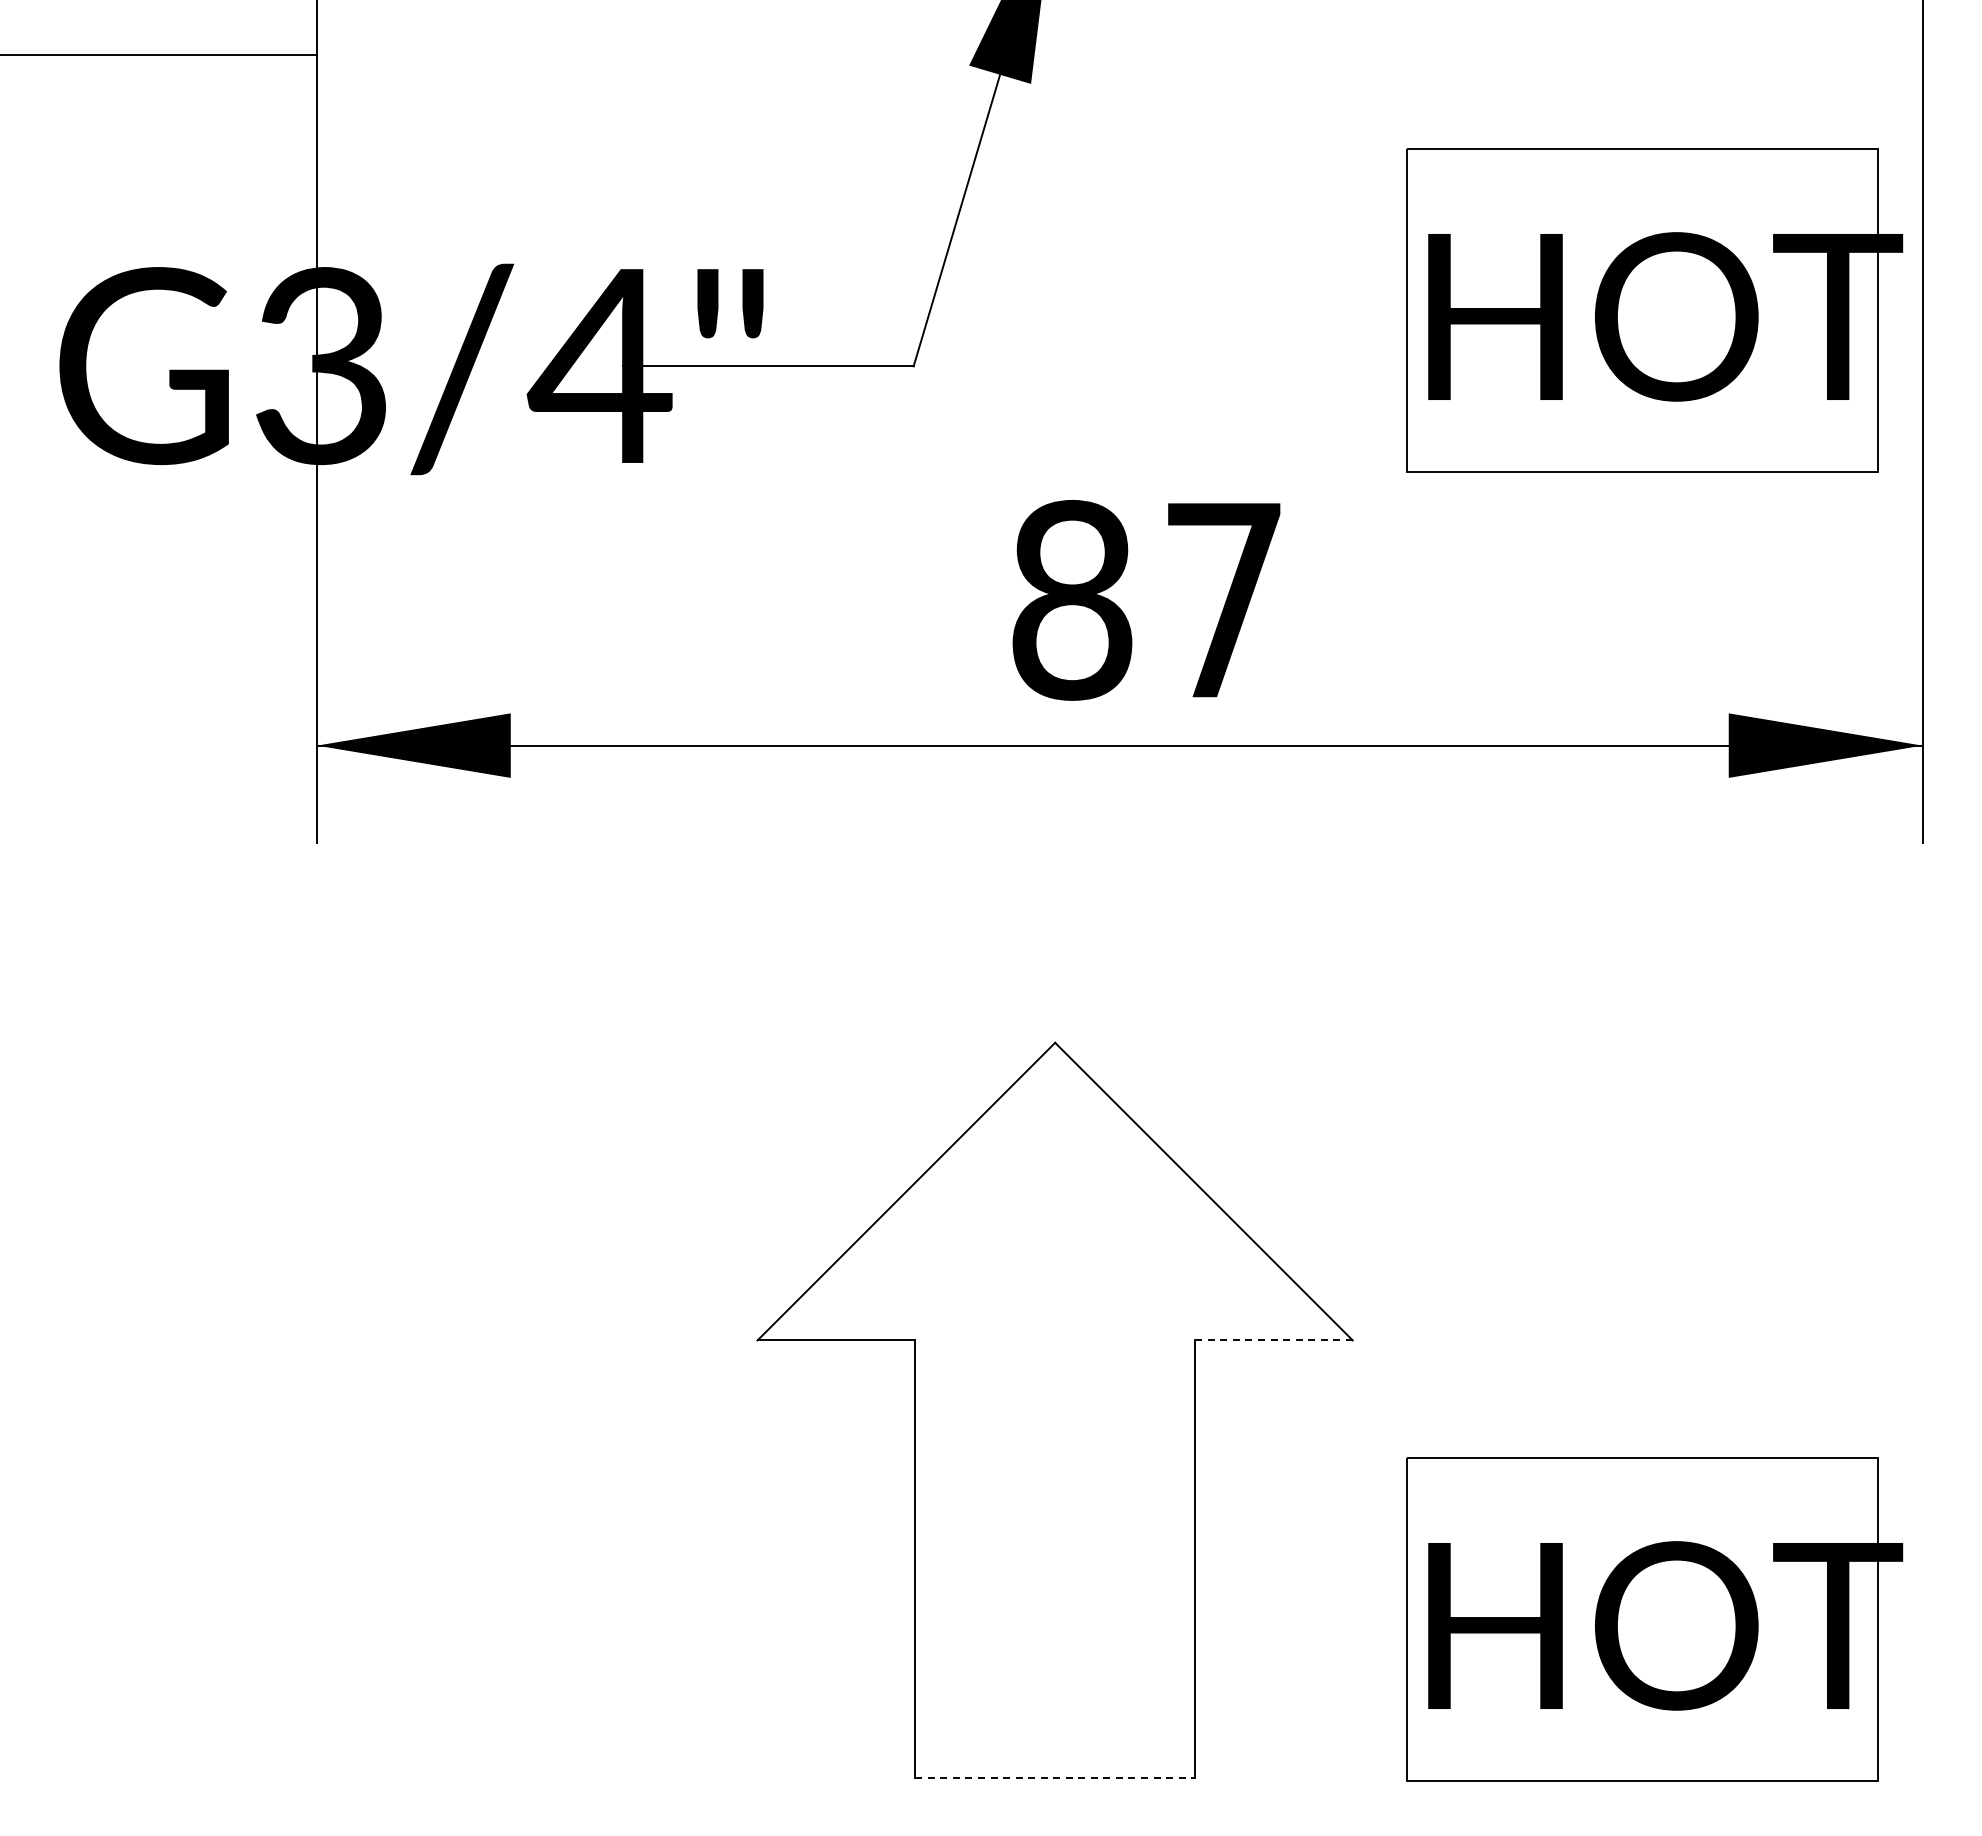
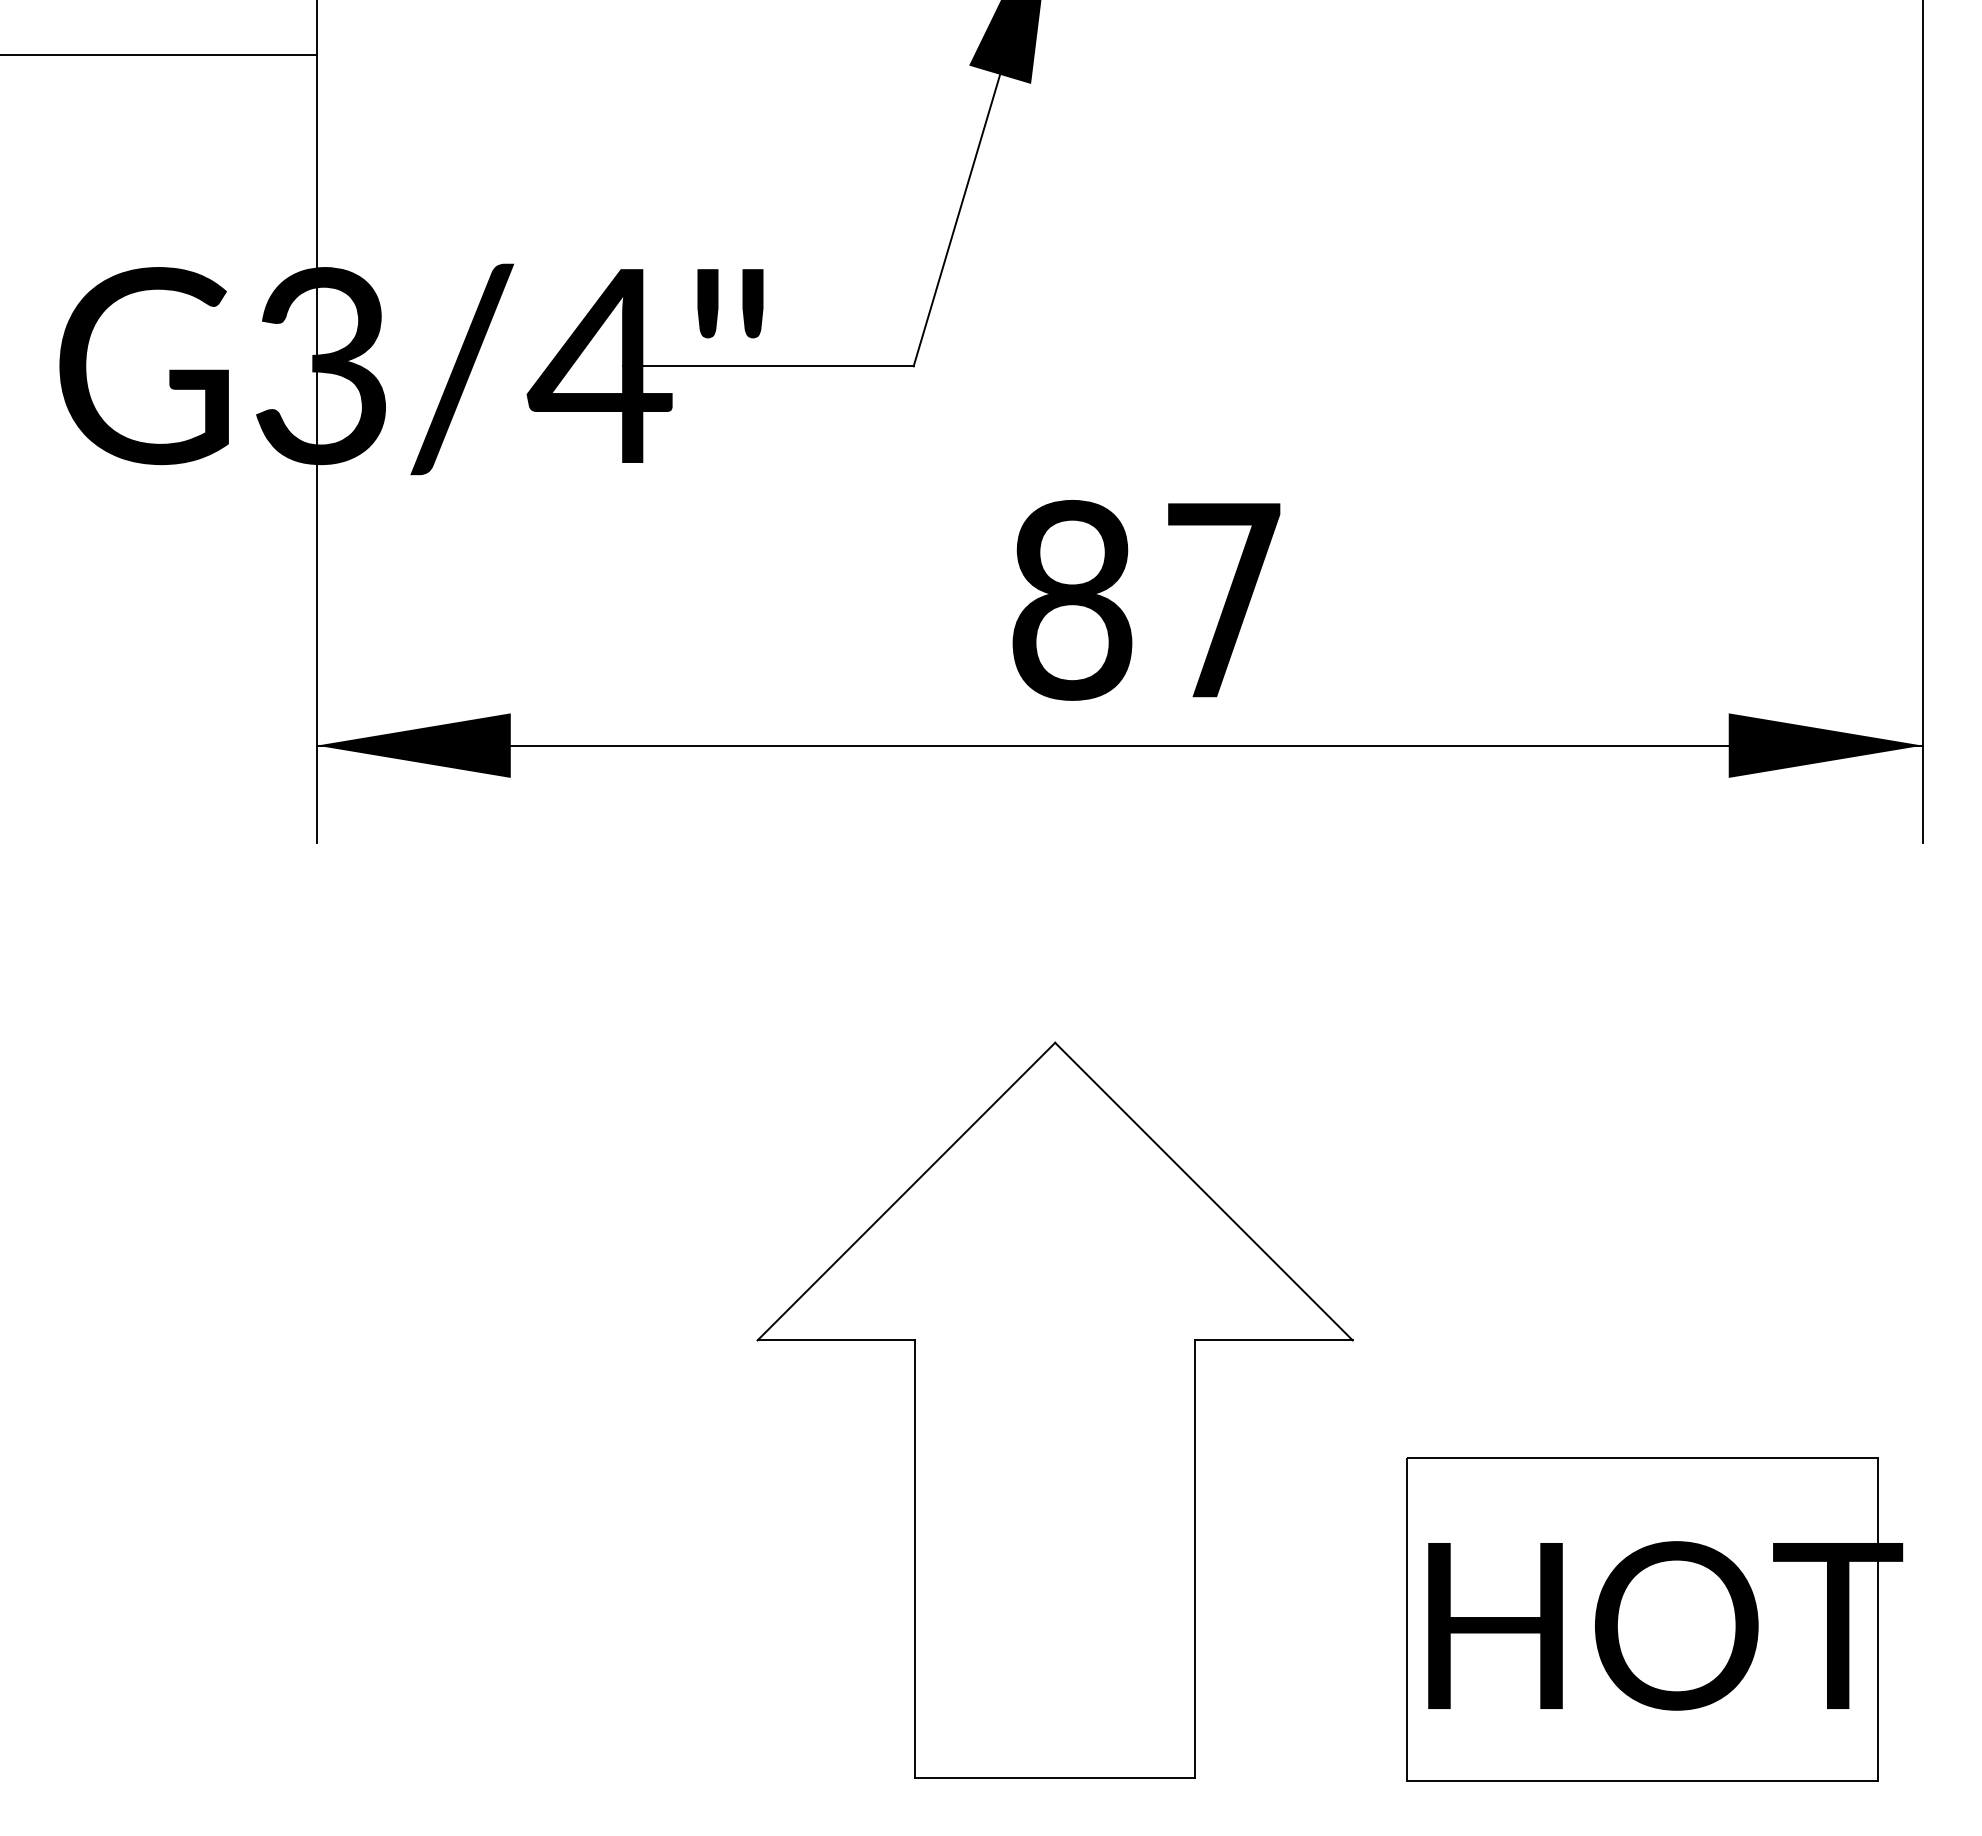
part: present -> none (1654, 310)
line: dashed -> solid (1273, 1340)
line: dashed -> solid (1055, 1778)
